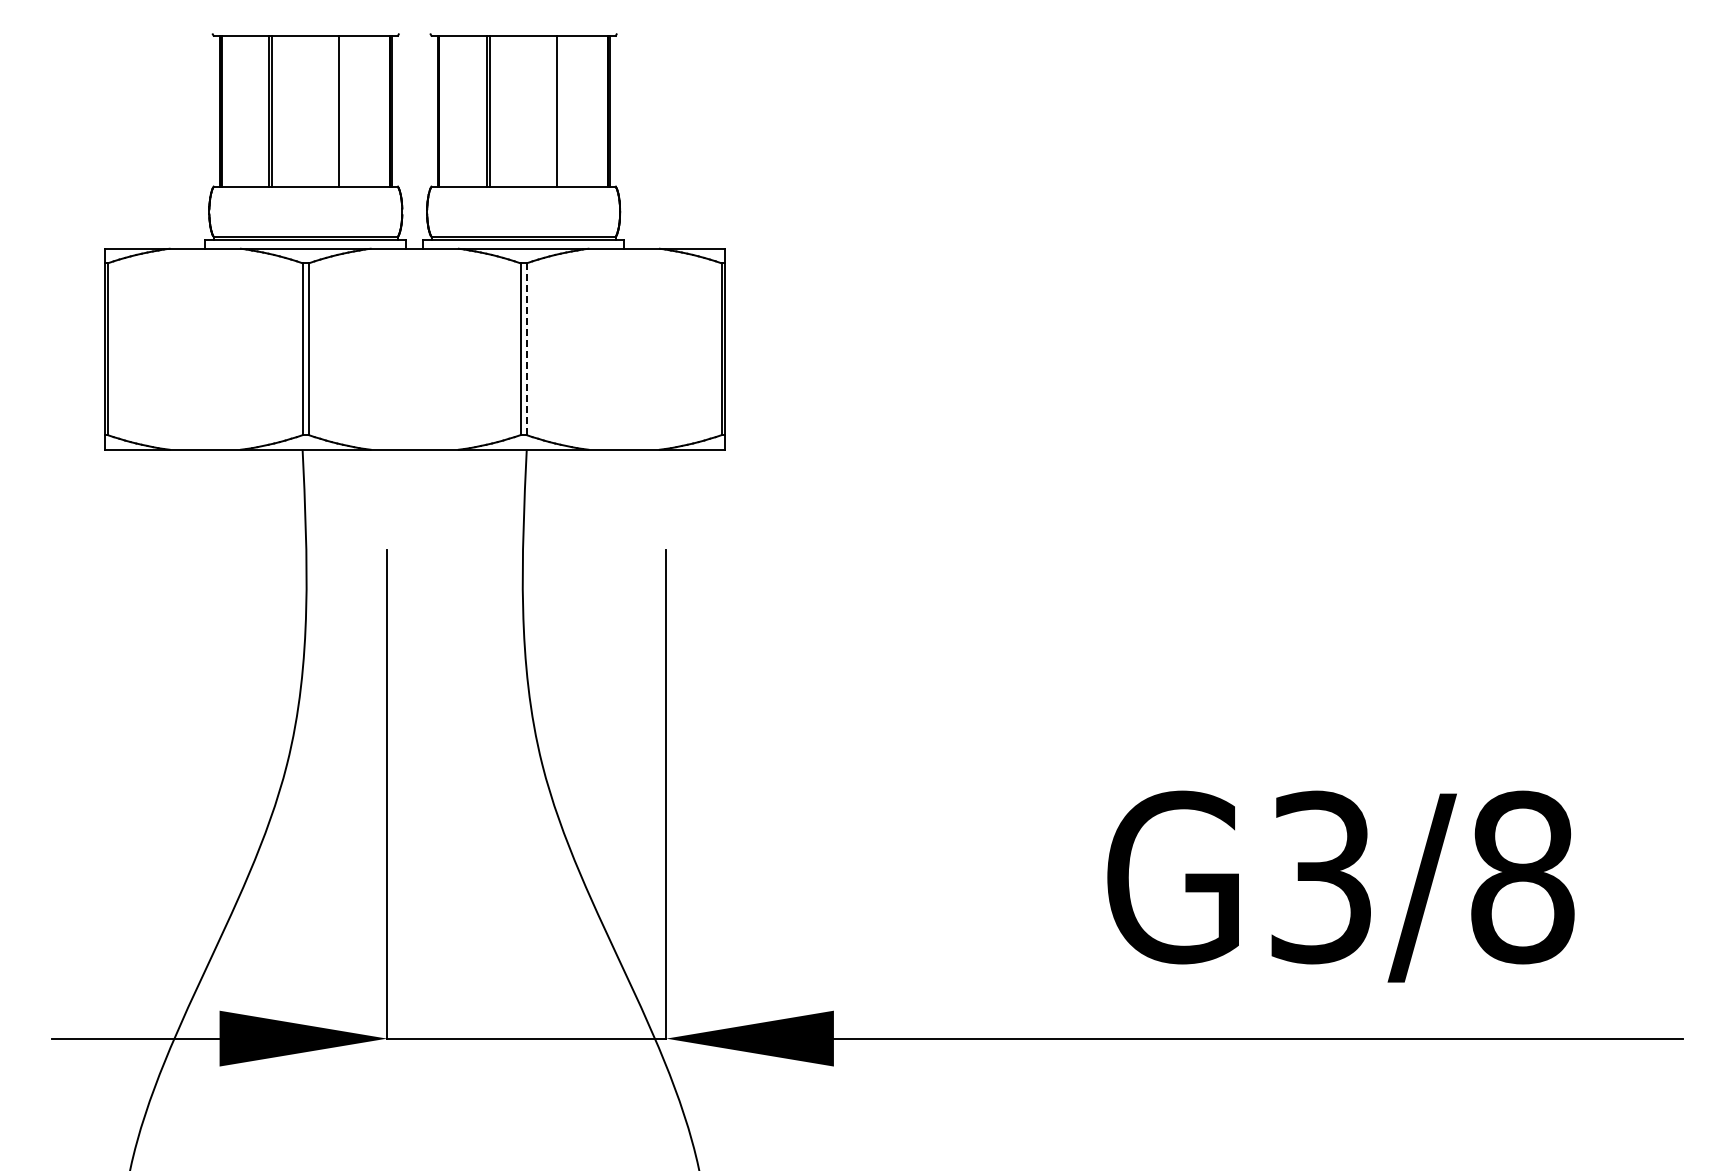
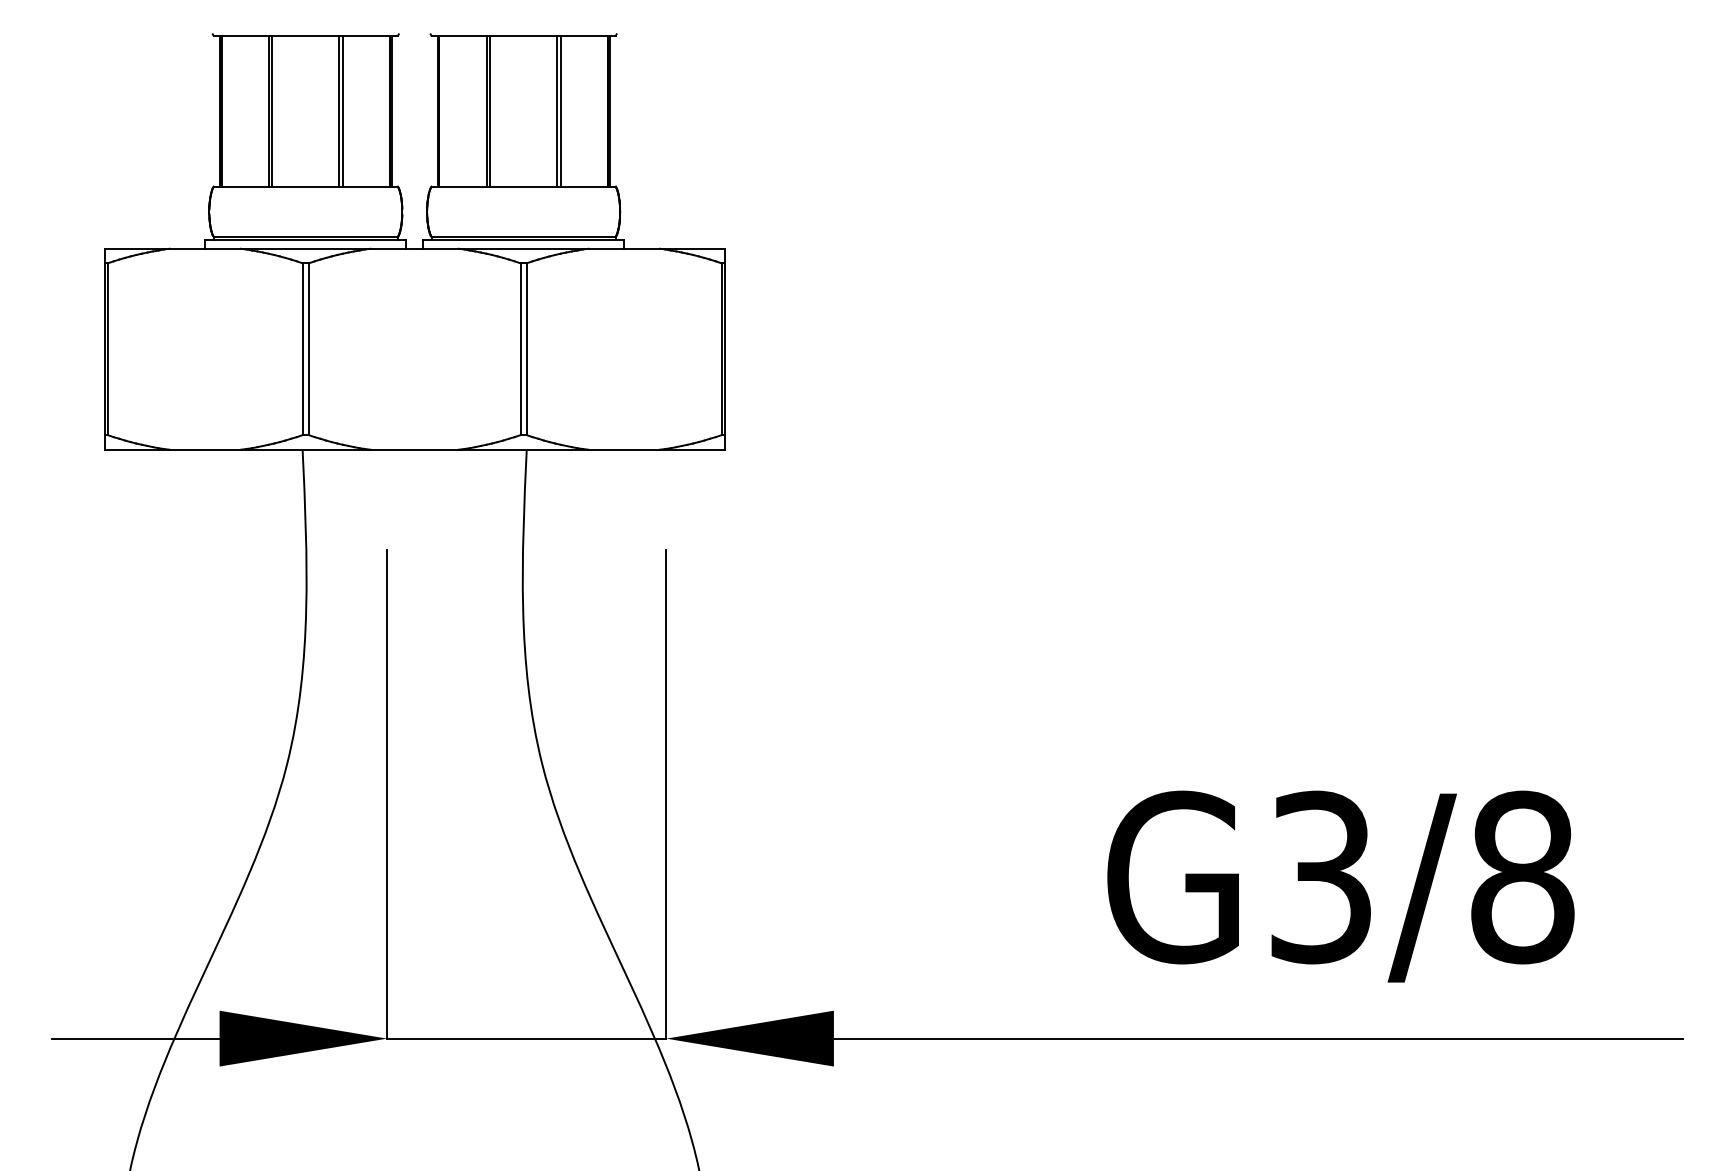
line: none -> present (342, 110)
line: none -> present (560, 110)
line: dashed -> solid (526, 349)
